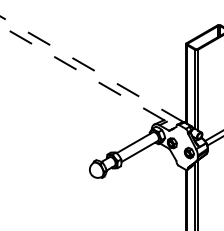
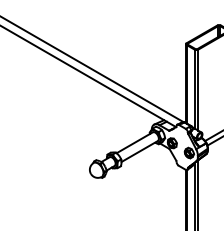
line: dashed -> solid (91, 69)
line: dashed -> solid (88, 76)
